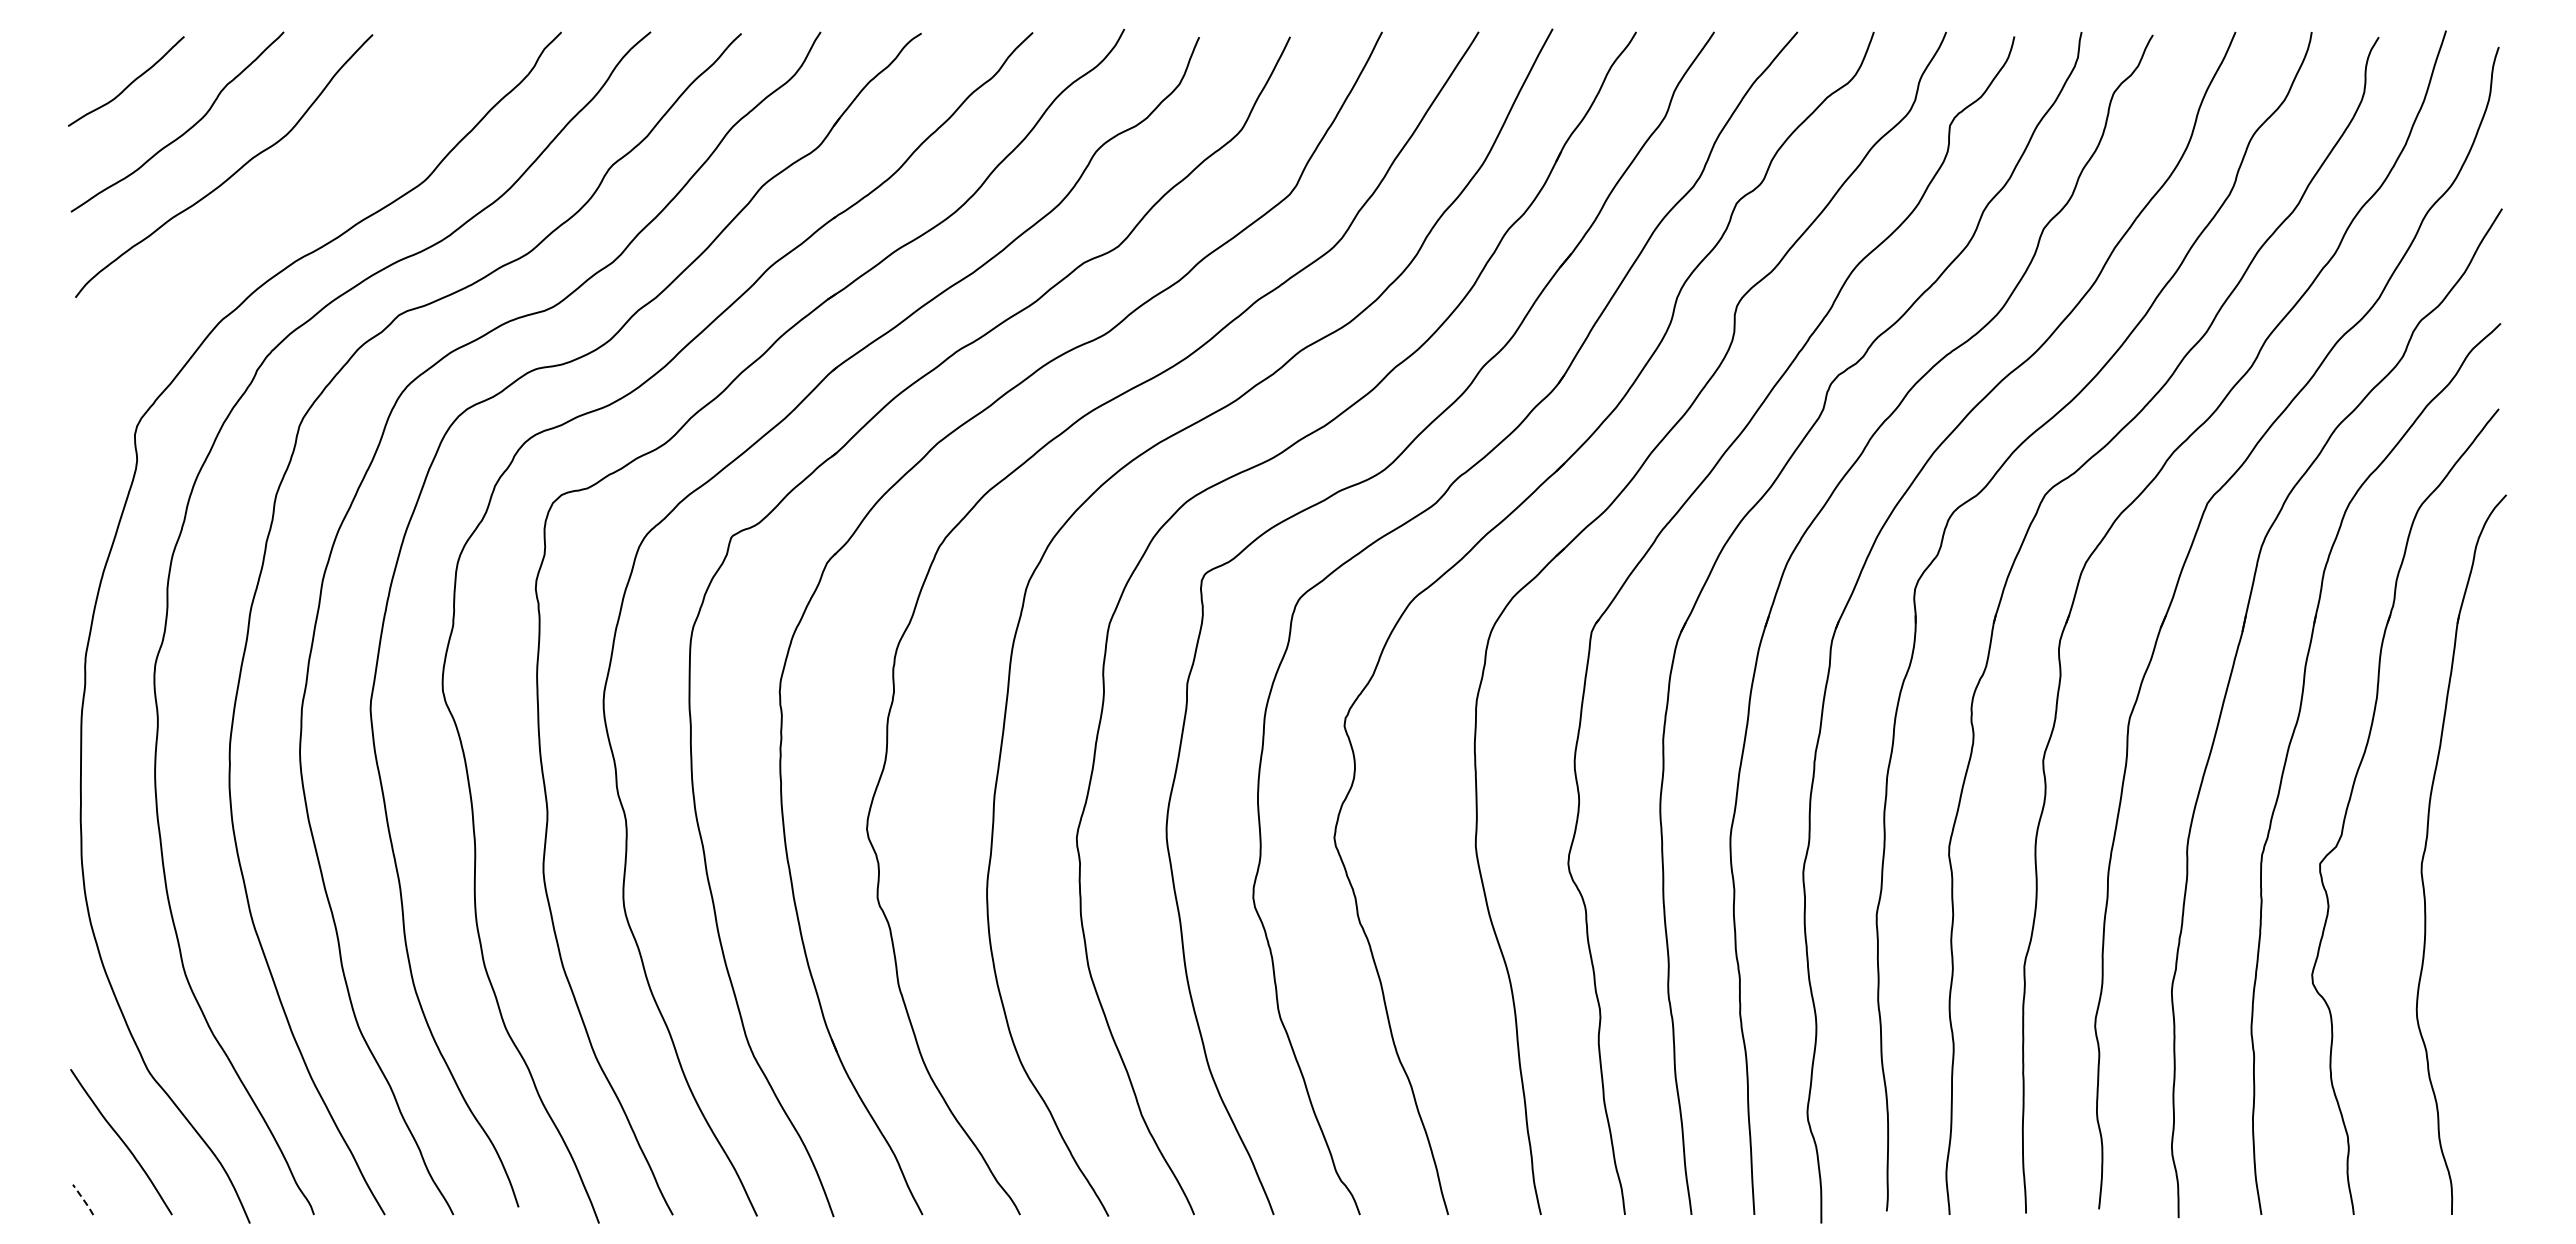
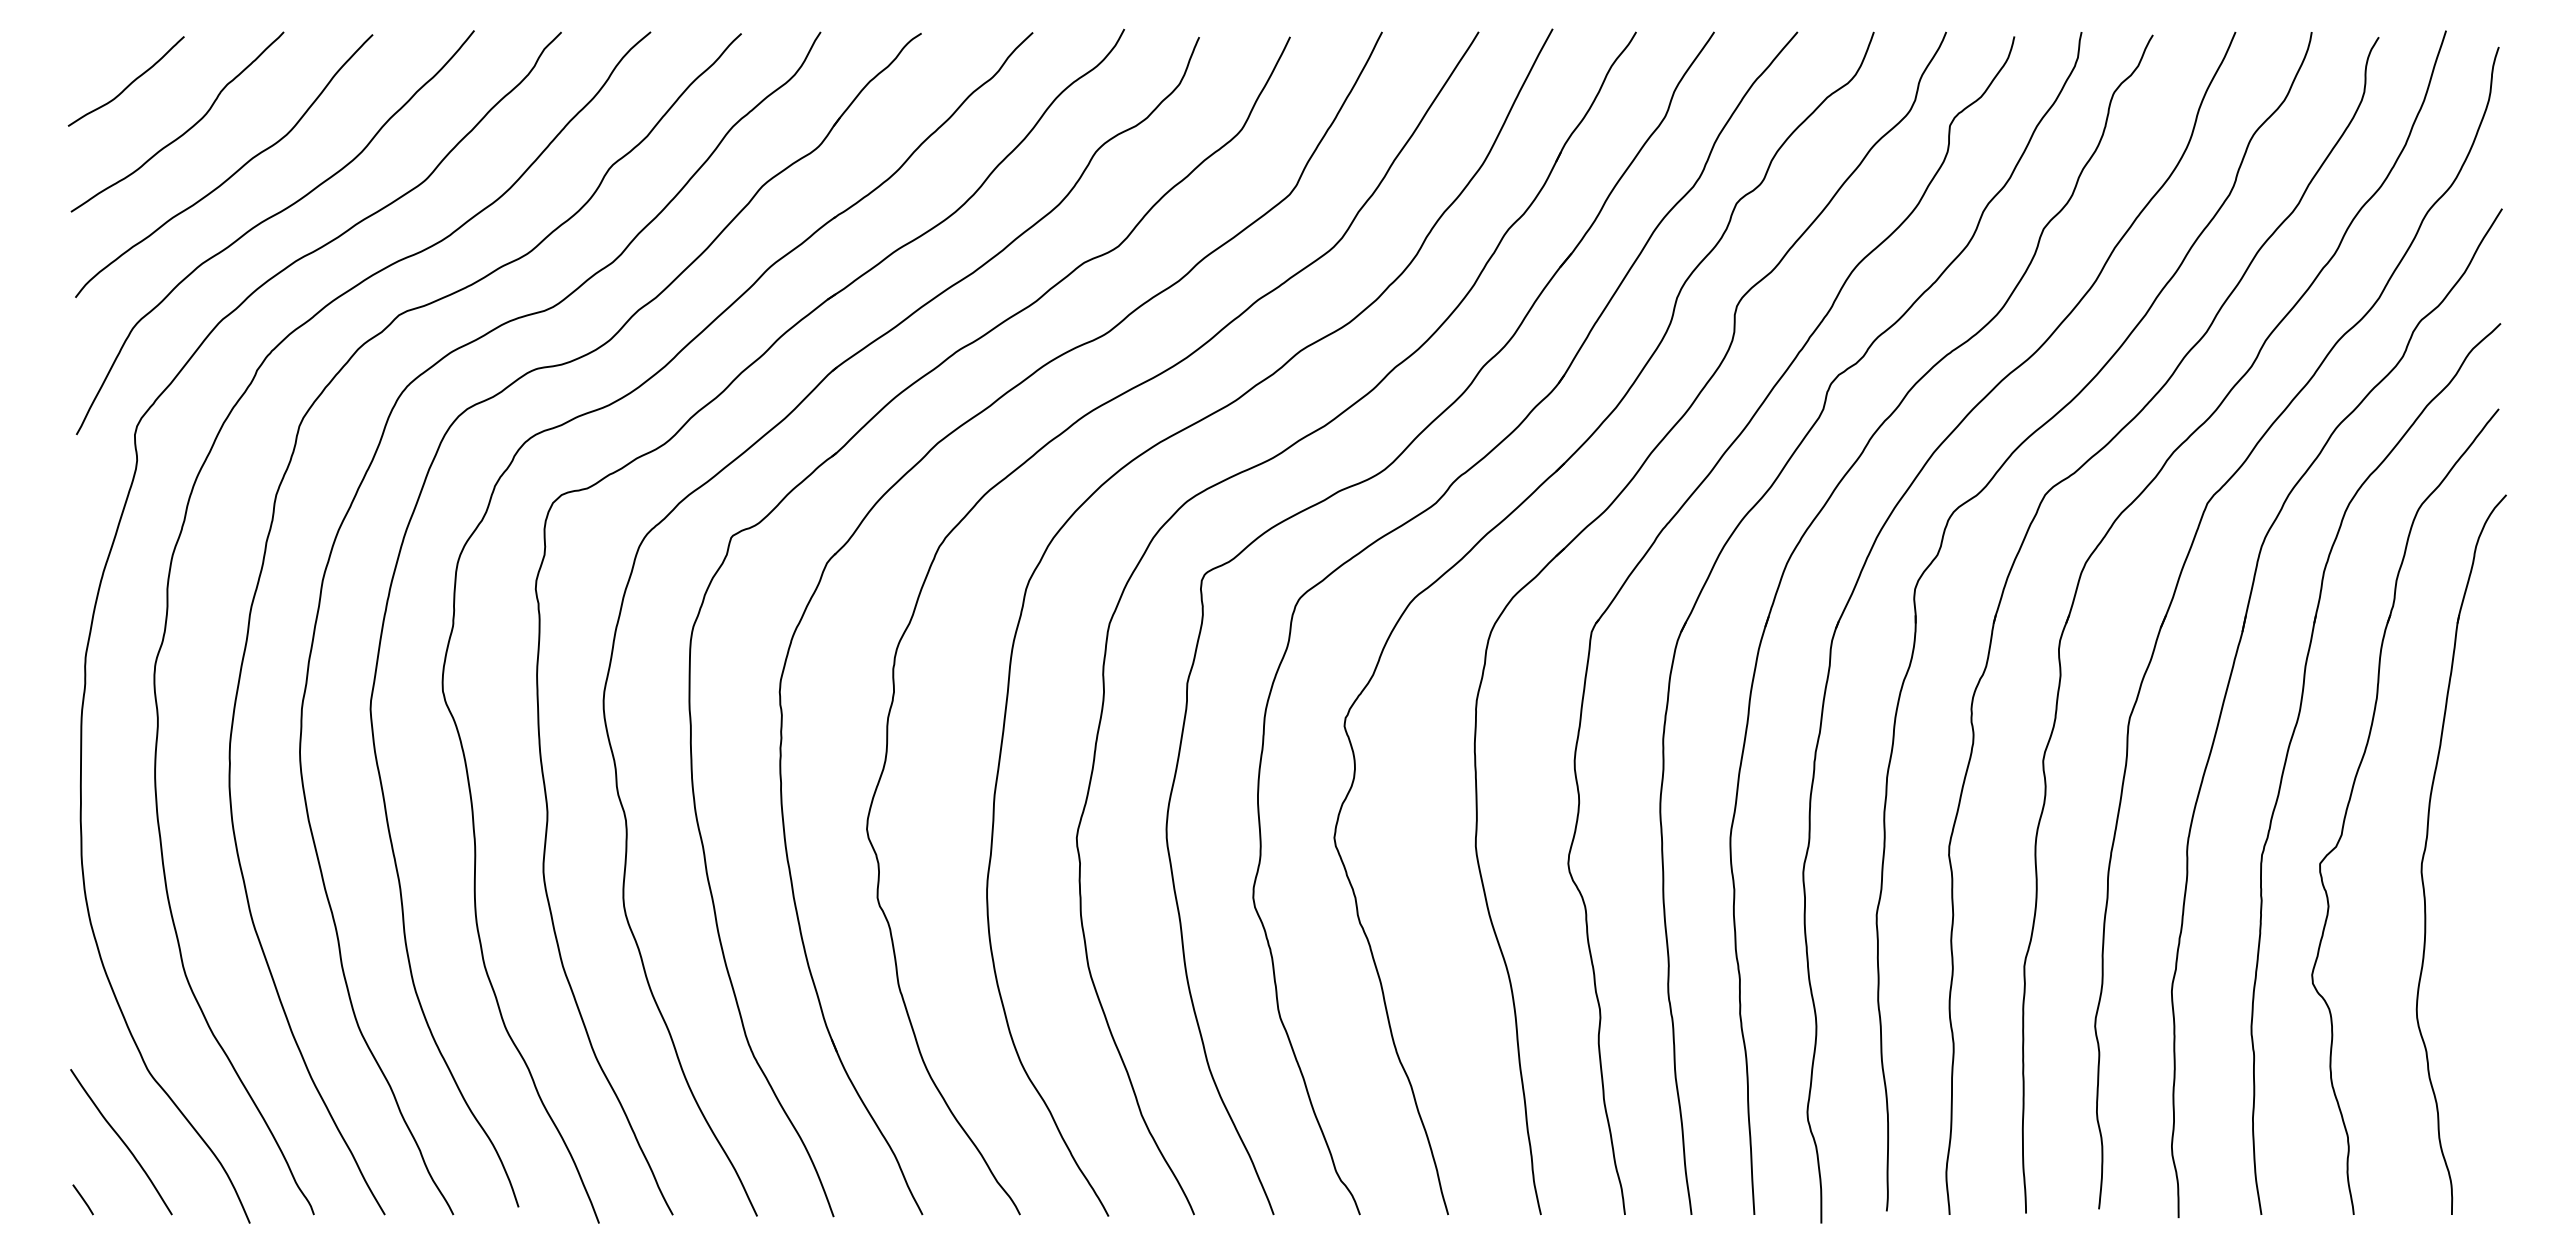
curve: none -> present (267, 220)
line: dashed -> solid (83, 1199)
